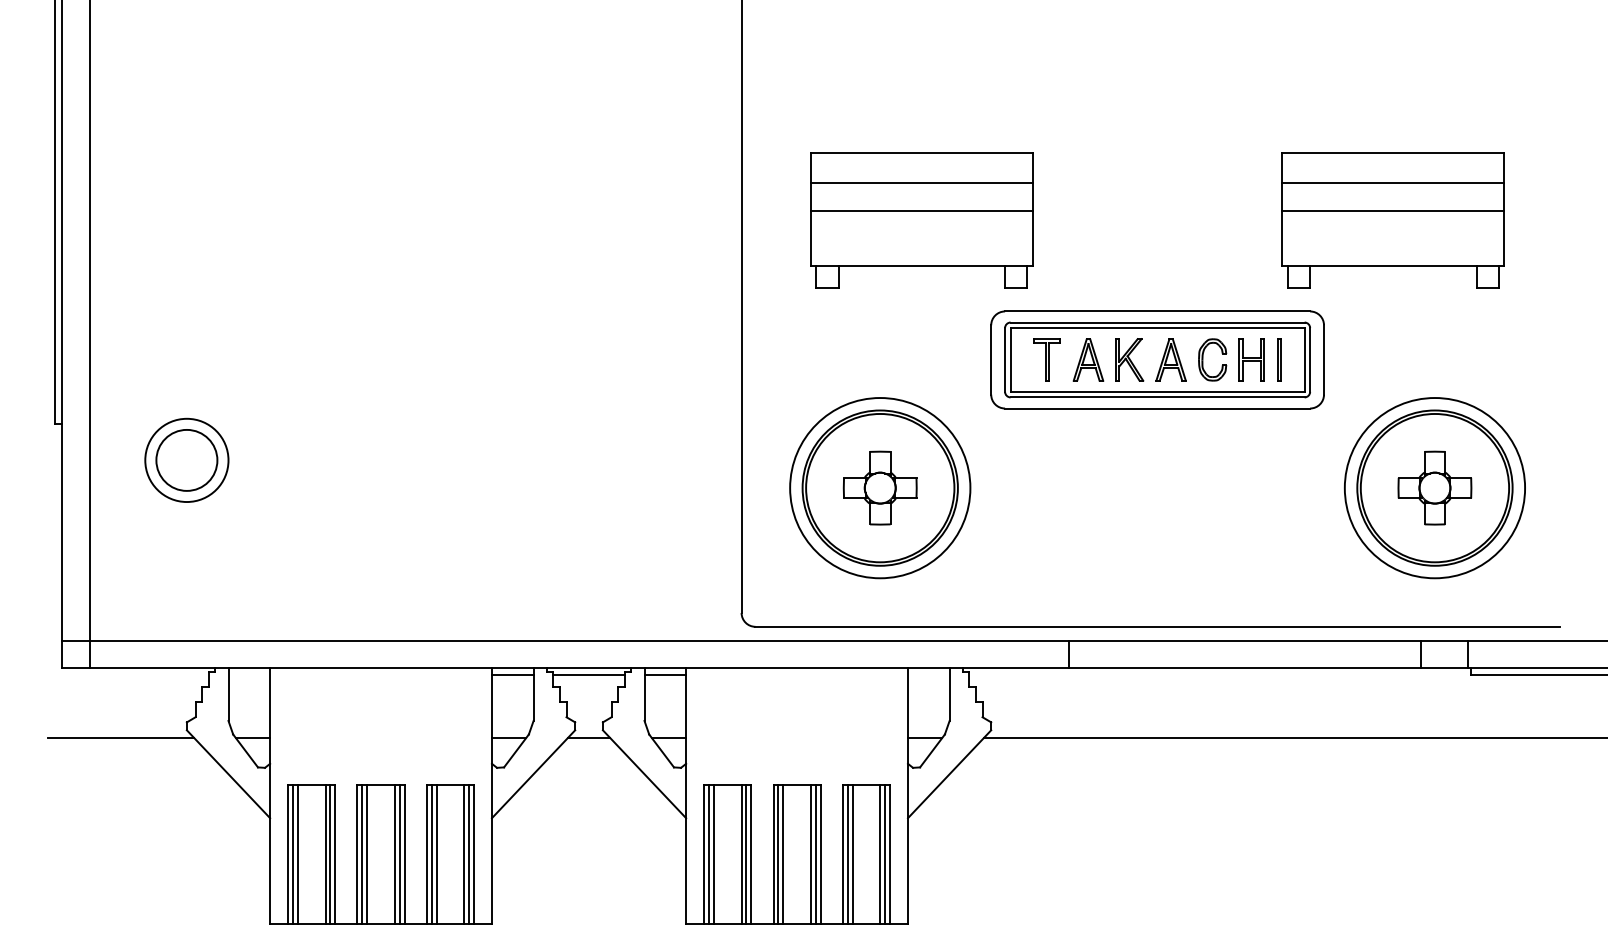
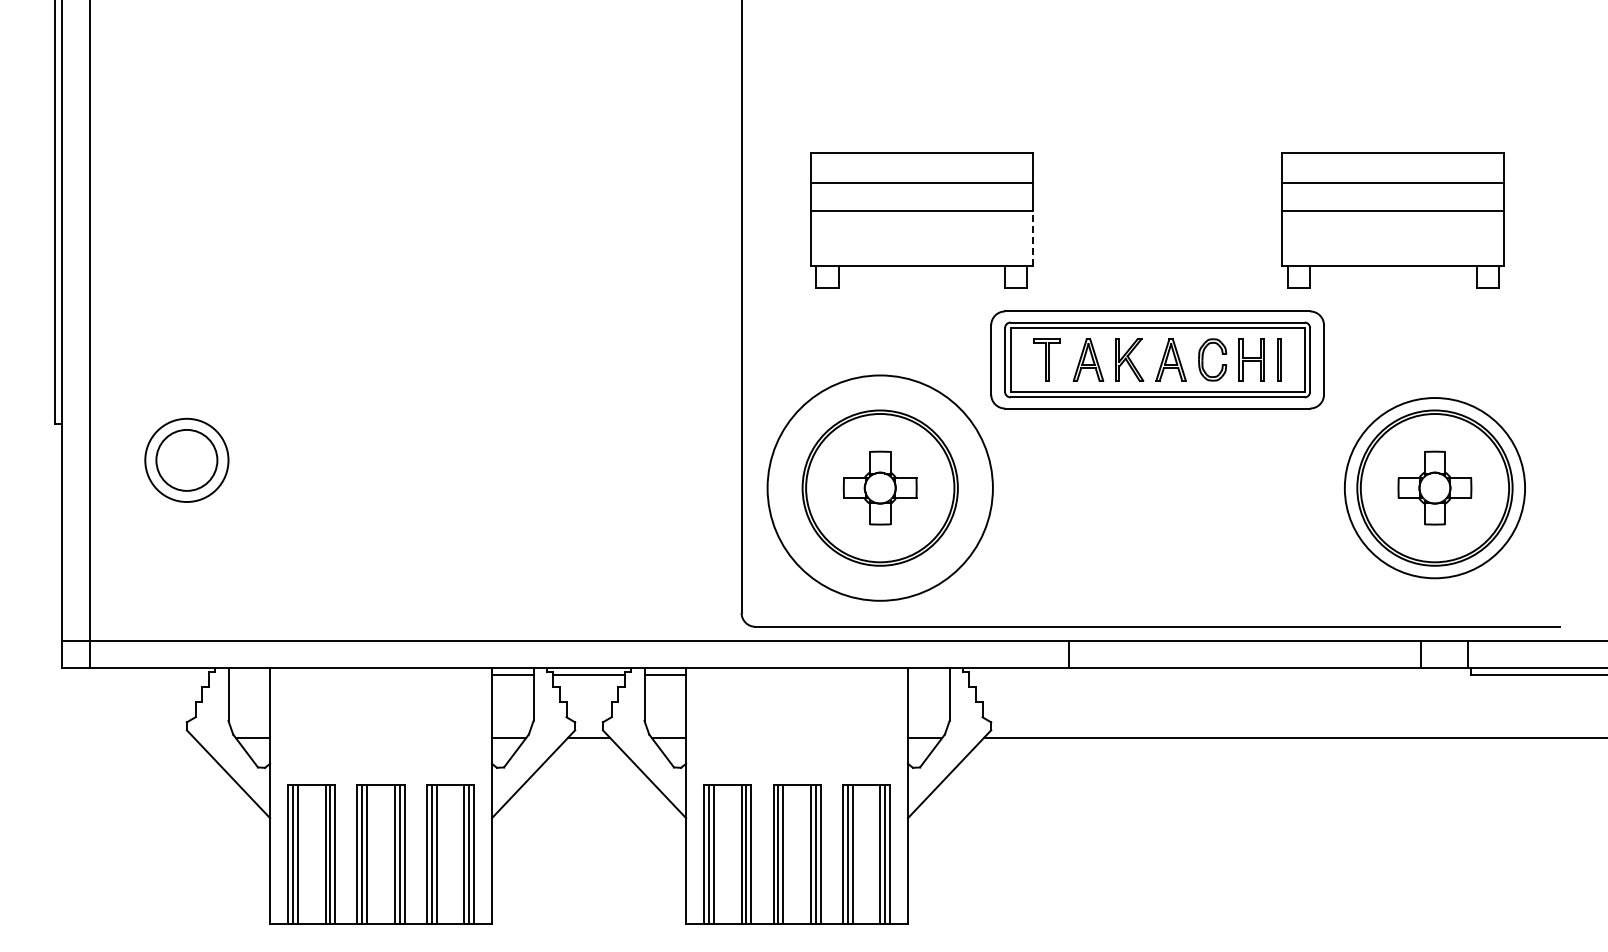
line: solid -> dashed (1032, 238)
circle diameter: 180 px -> 225 px (879, 487)
line: present -> none (120, 737)
